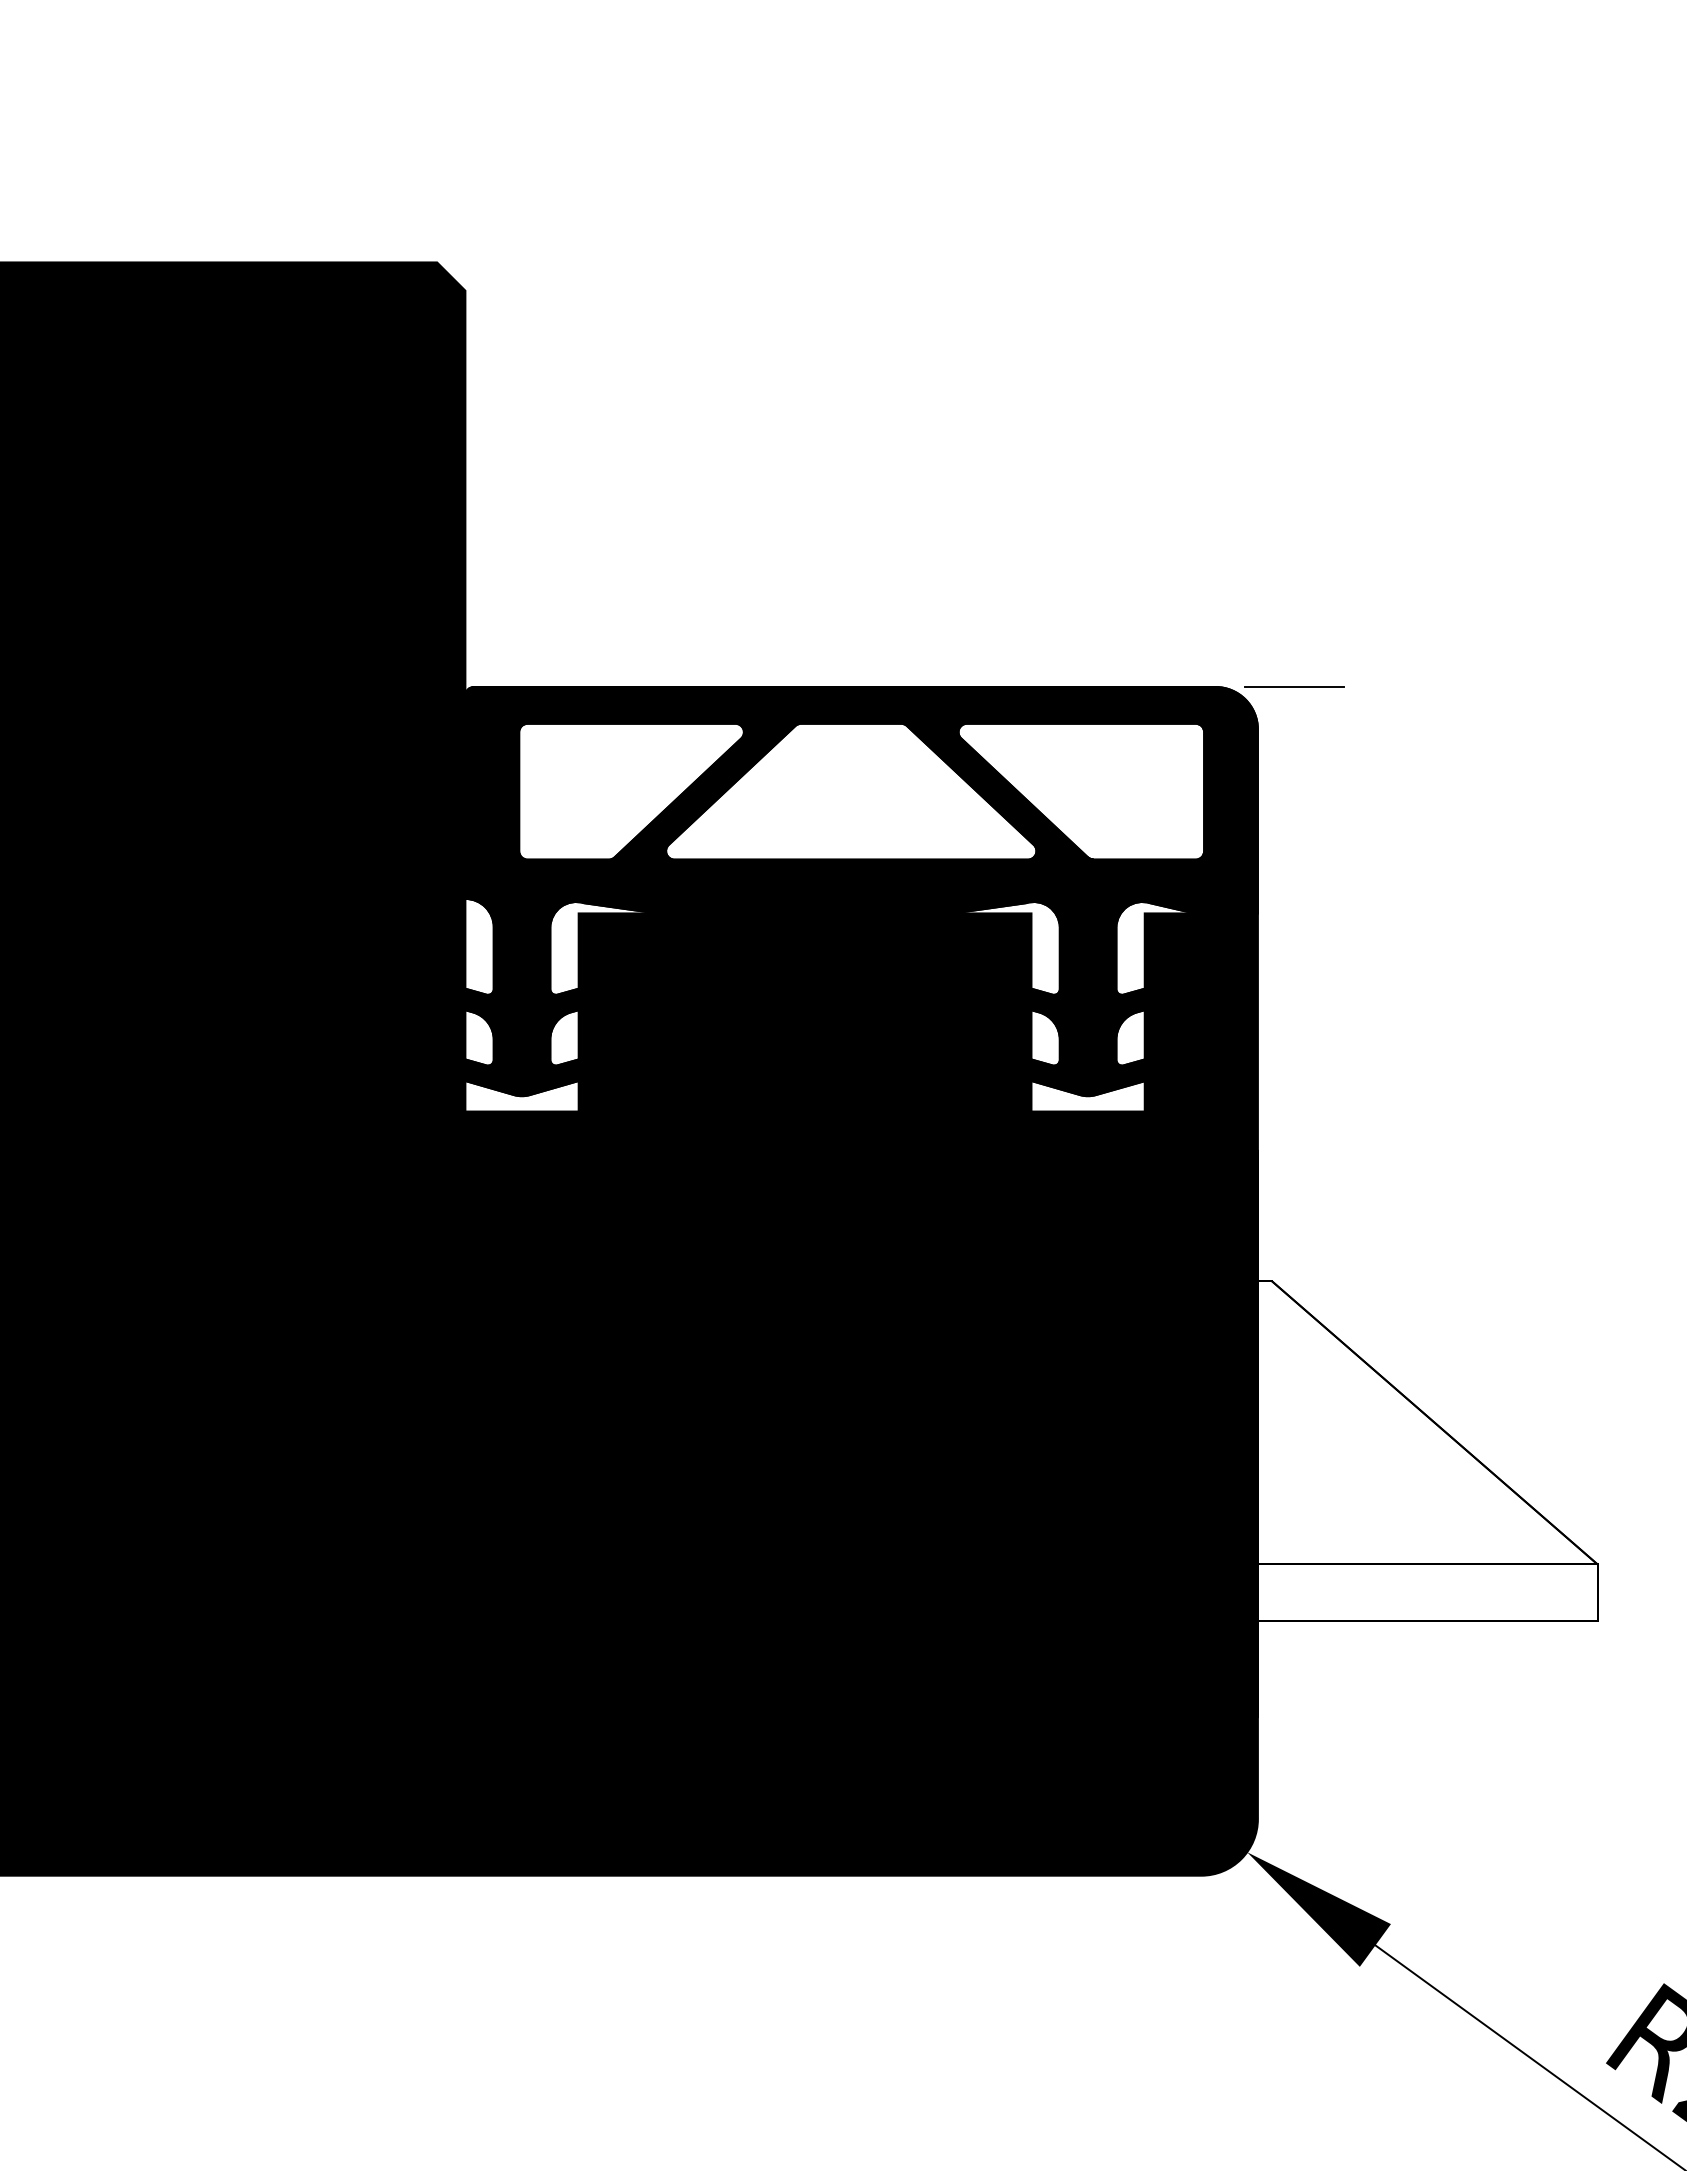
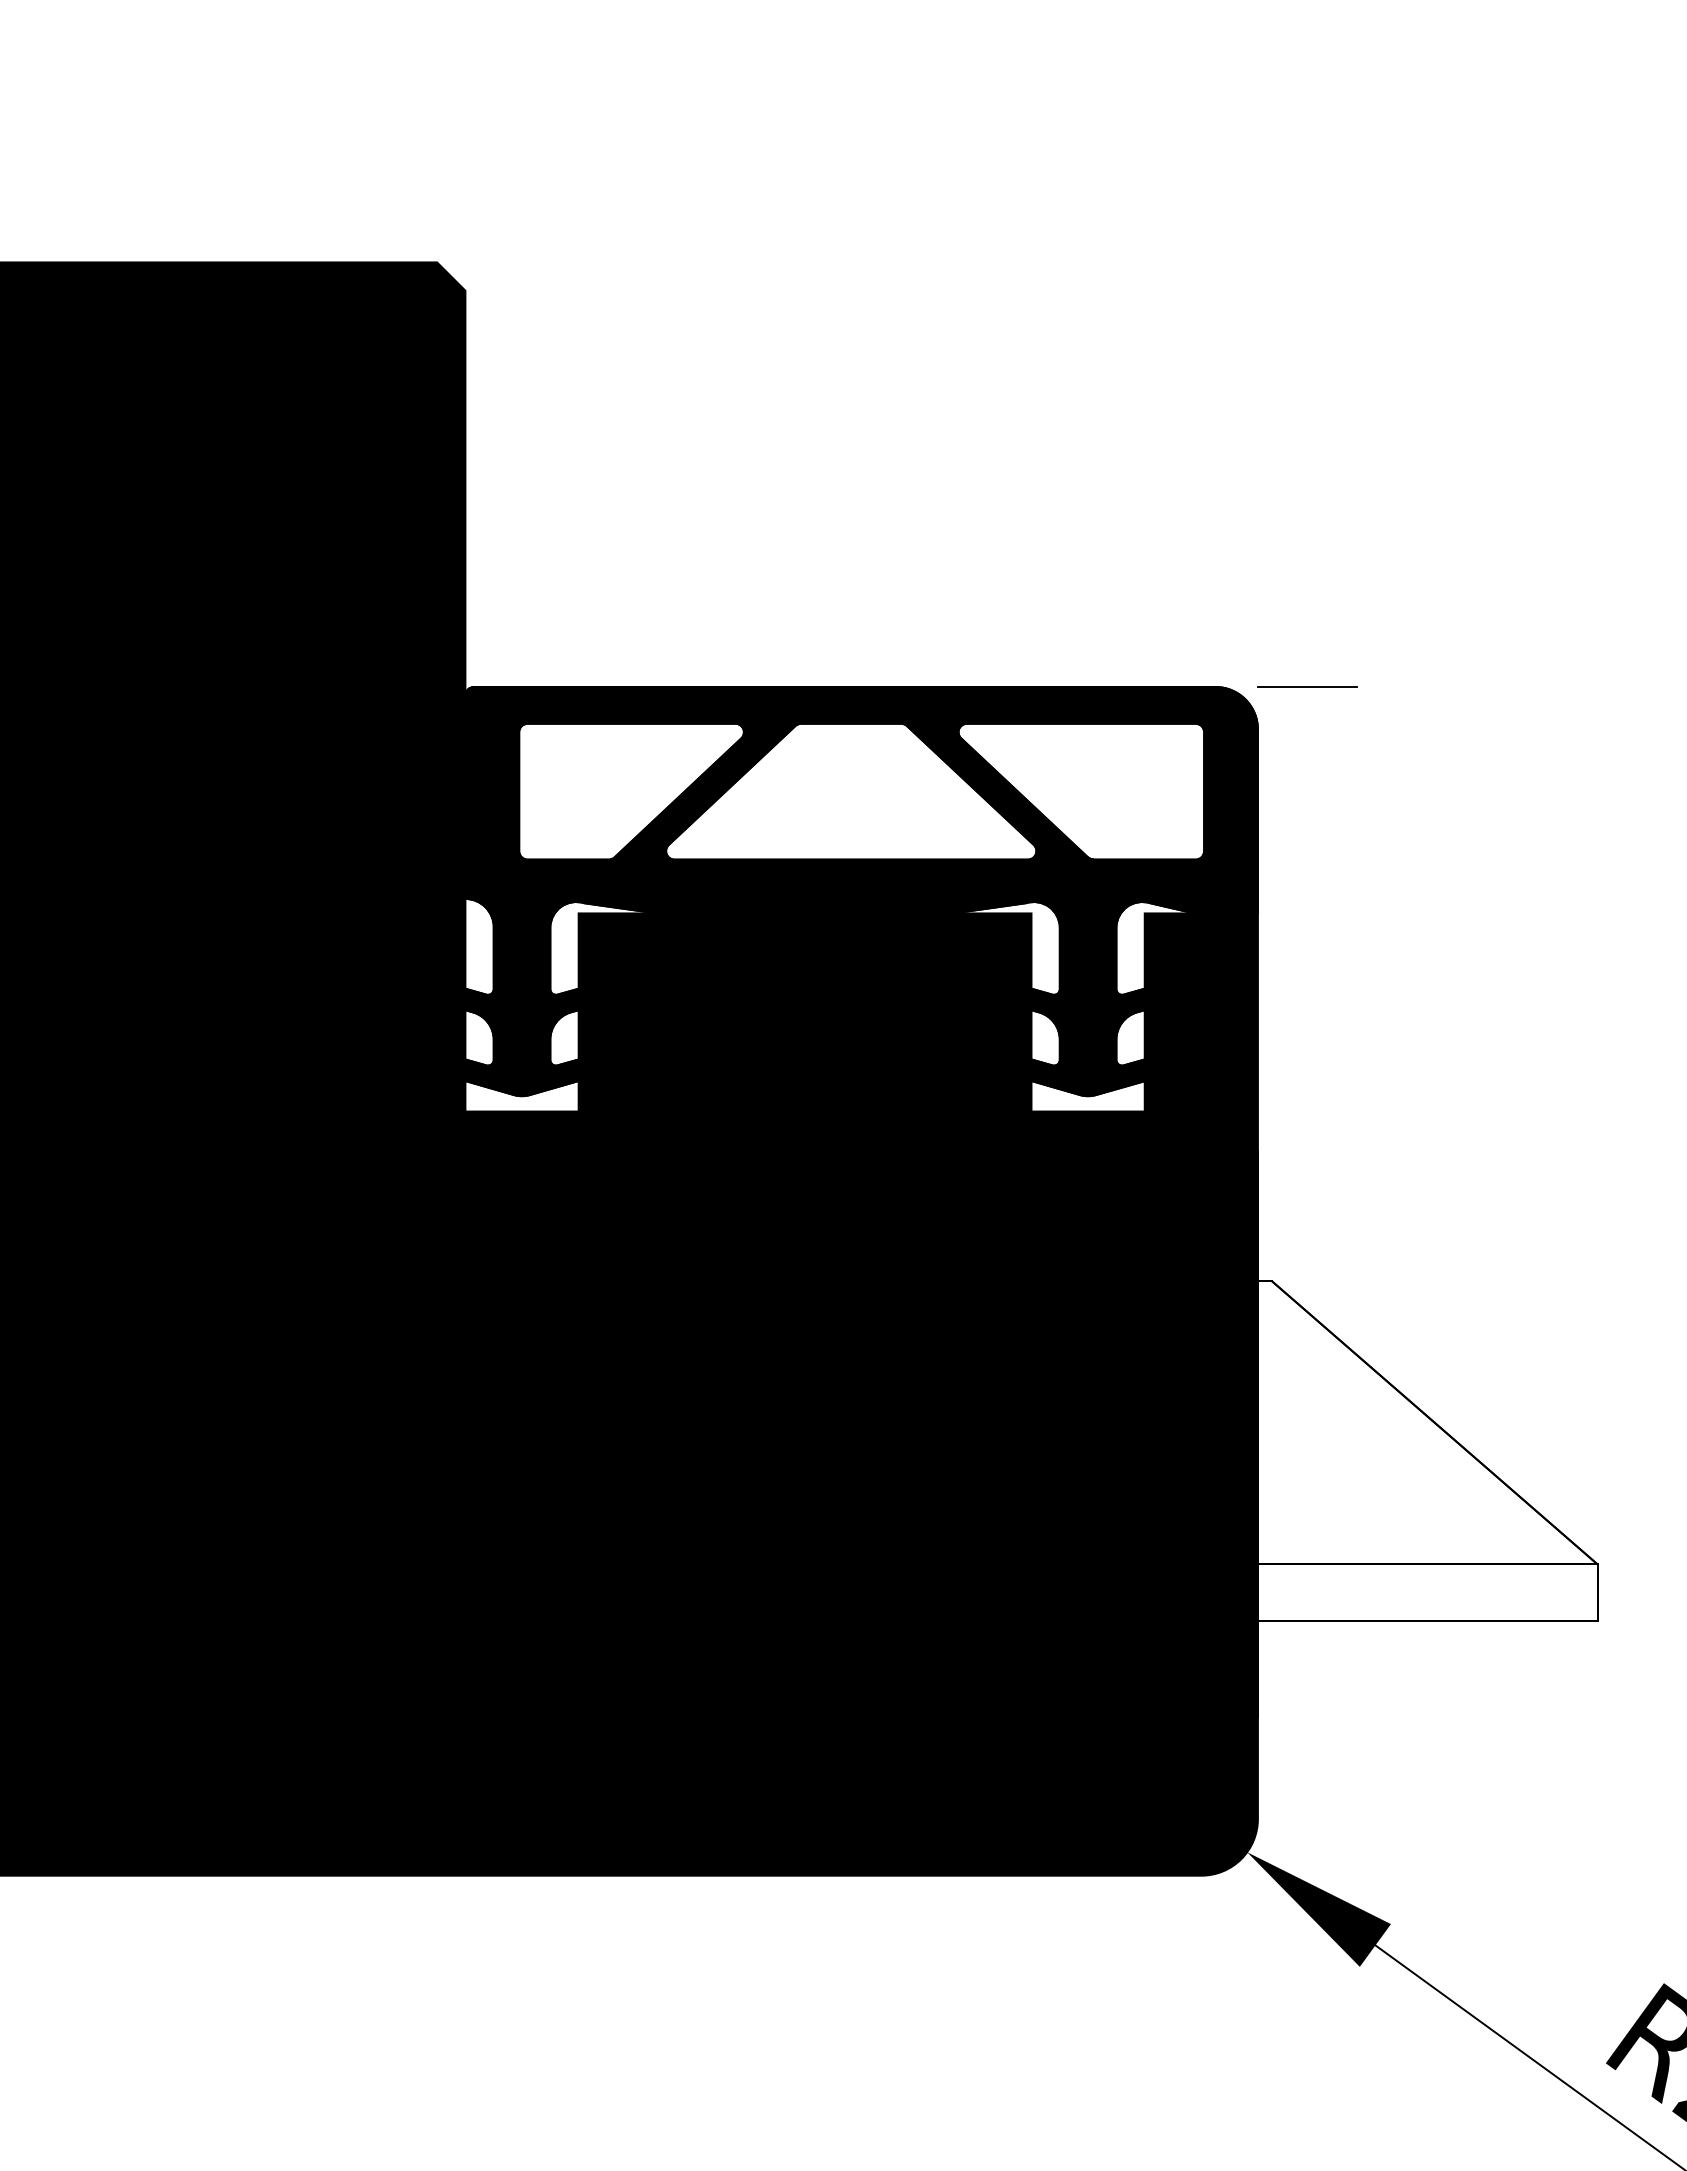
line position: (1294, 686) -> (1307, 686) (1307, 686)
